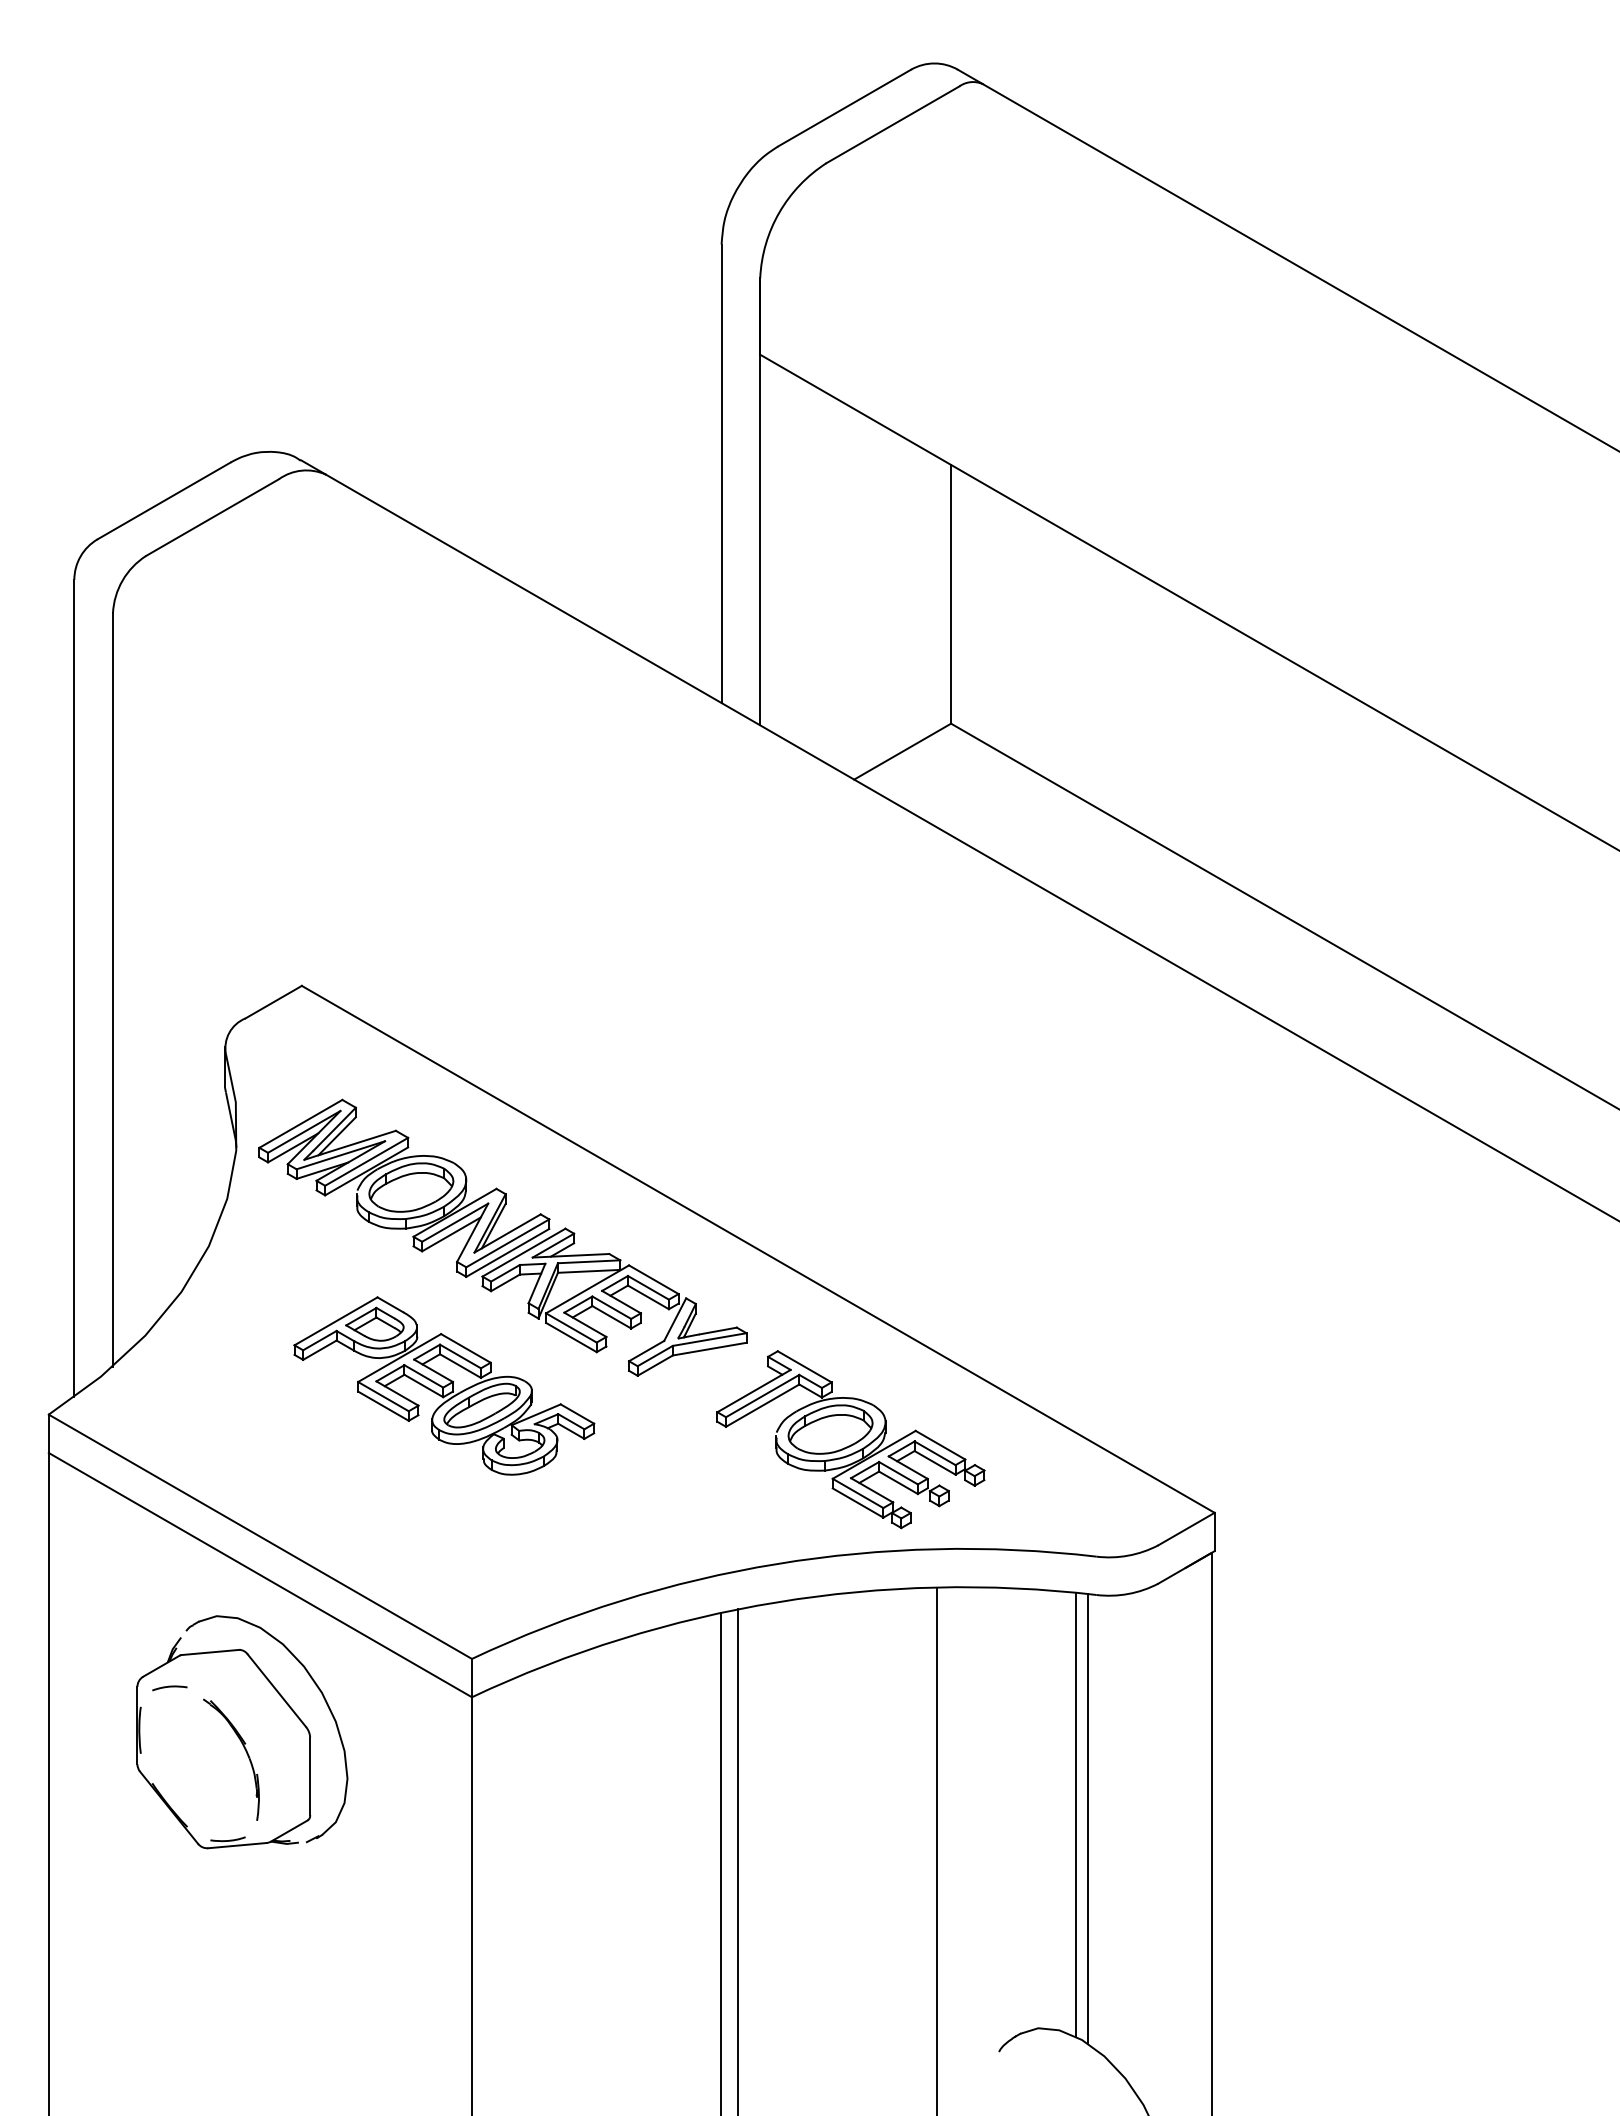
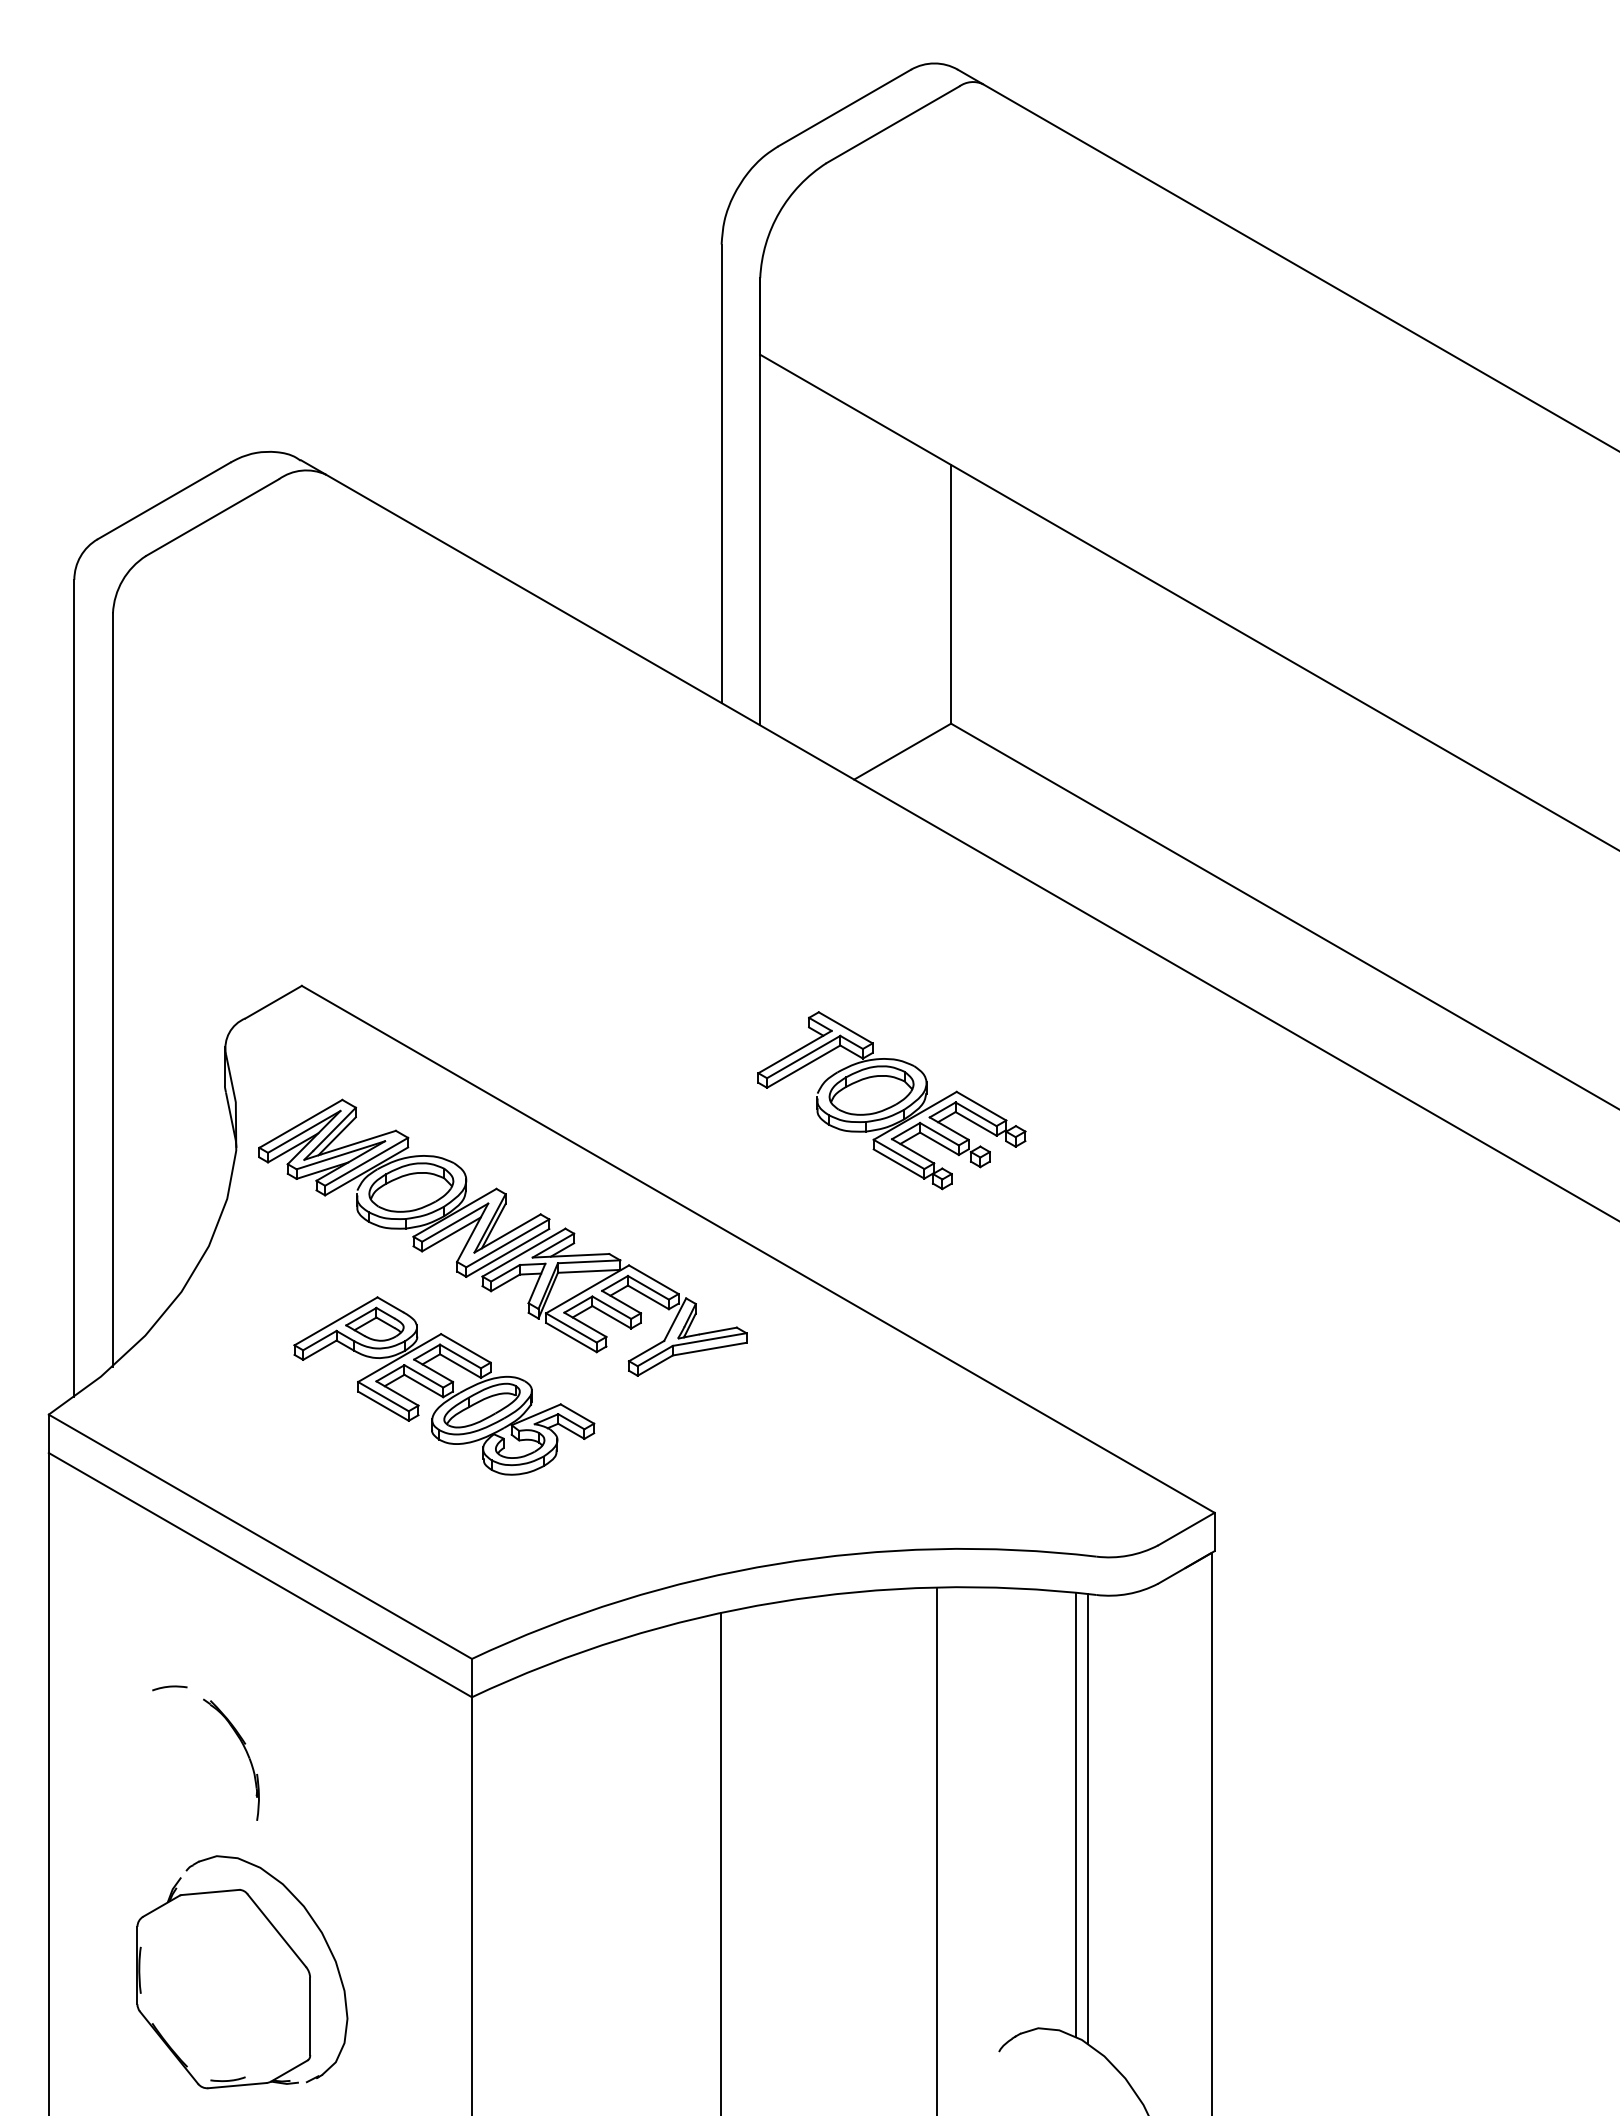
part position: (850, 1439) -> (891, 1100) (891, 1100)
part position: (242, 1732) -> (242, 1972) (242, 1972)
line: present -> none (737, 1860)
